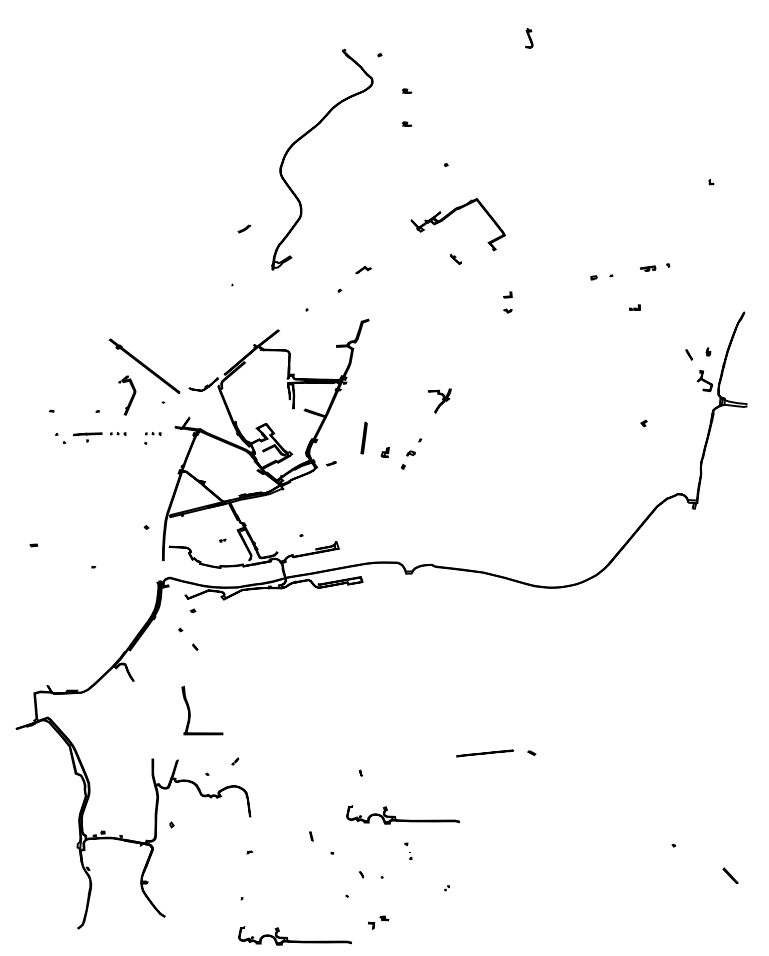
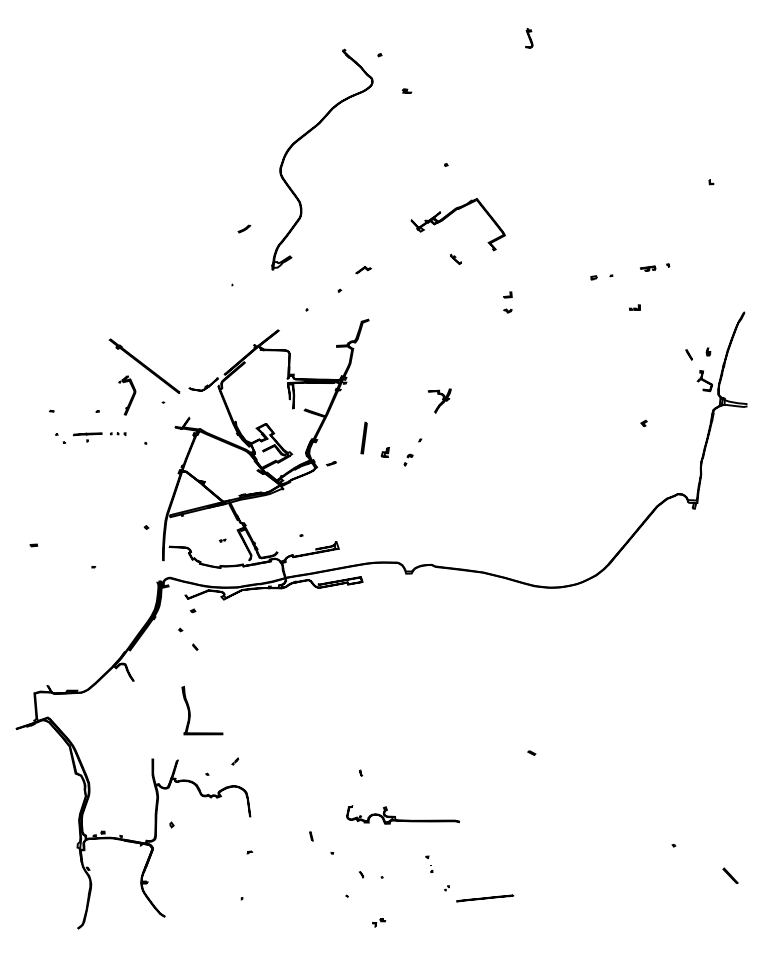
part: present -> none (407, 123)
part: present -> none (153, 433)
part size: 15x20 px -> 11x14 px (408, 459)
line position: (485, 753) -> (485, 898) (485, 898)
part position: (408, 850) -> (429, 863) (429, 863)
part size: 22x15 px -> 15x10 px (379, 922)
part: present -> none (294, 935)
